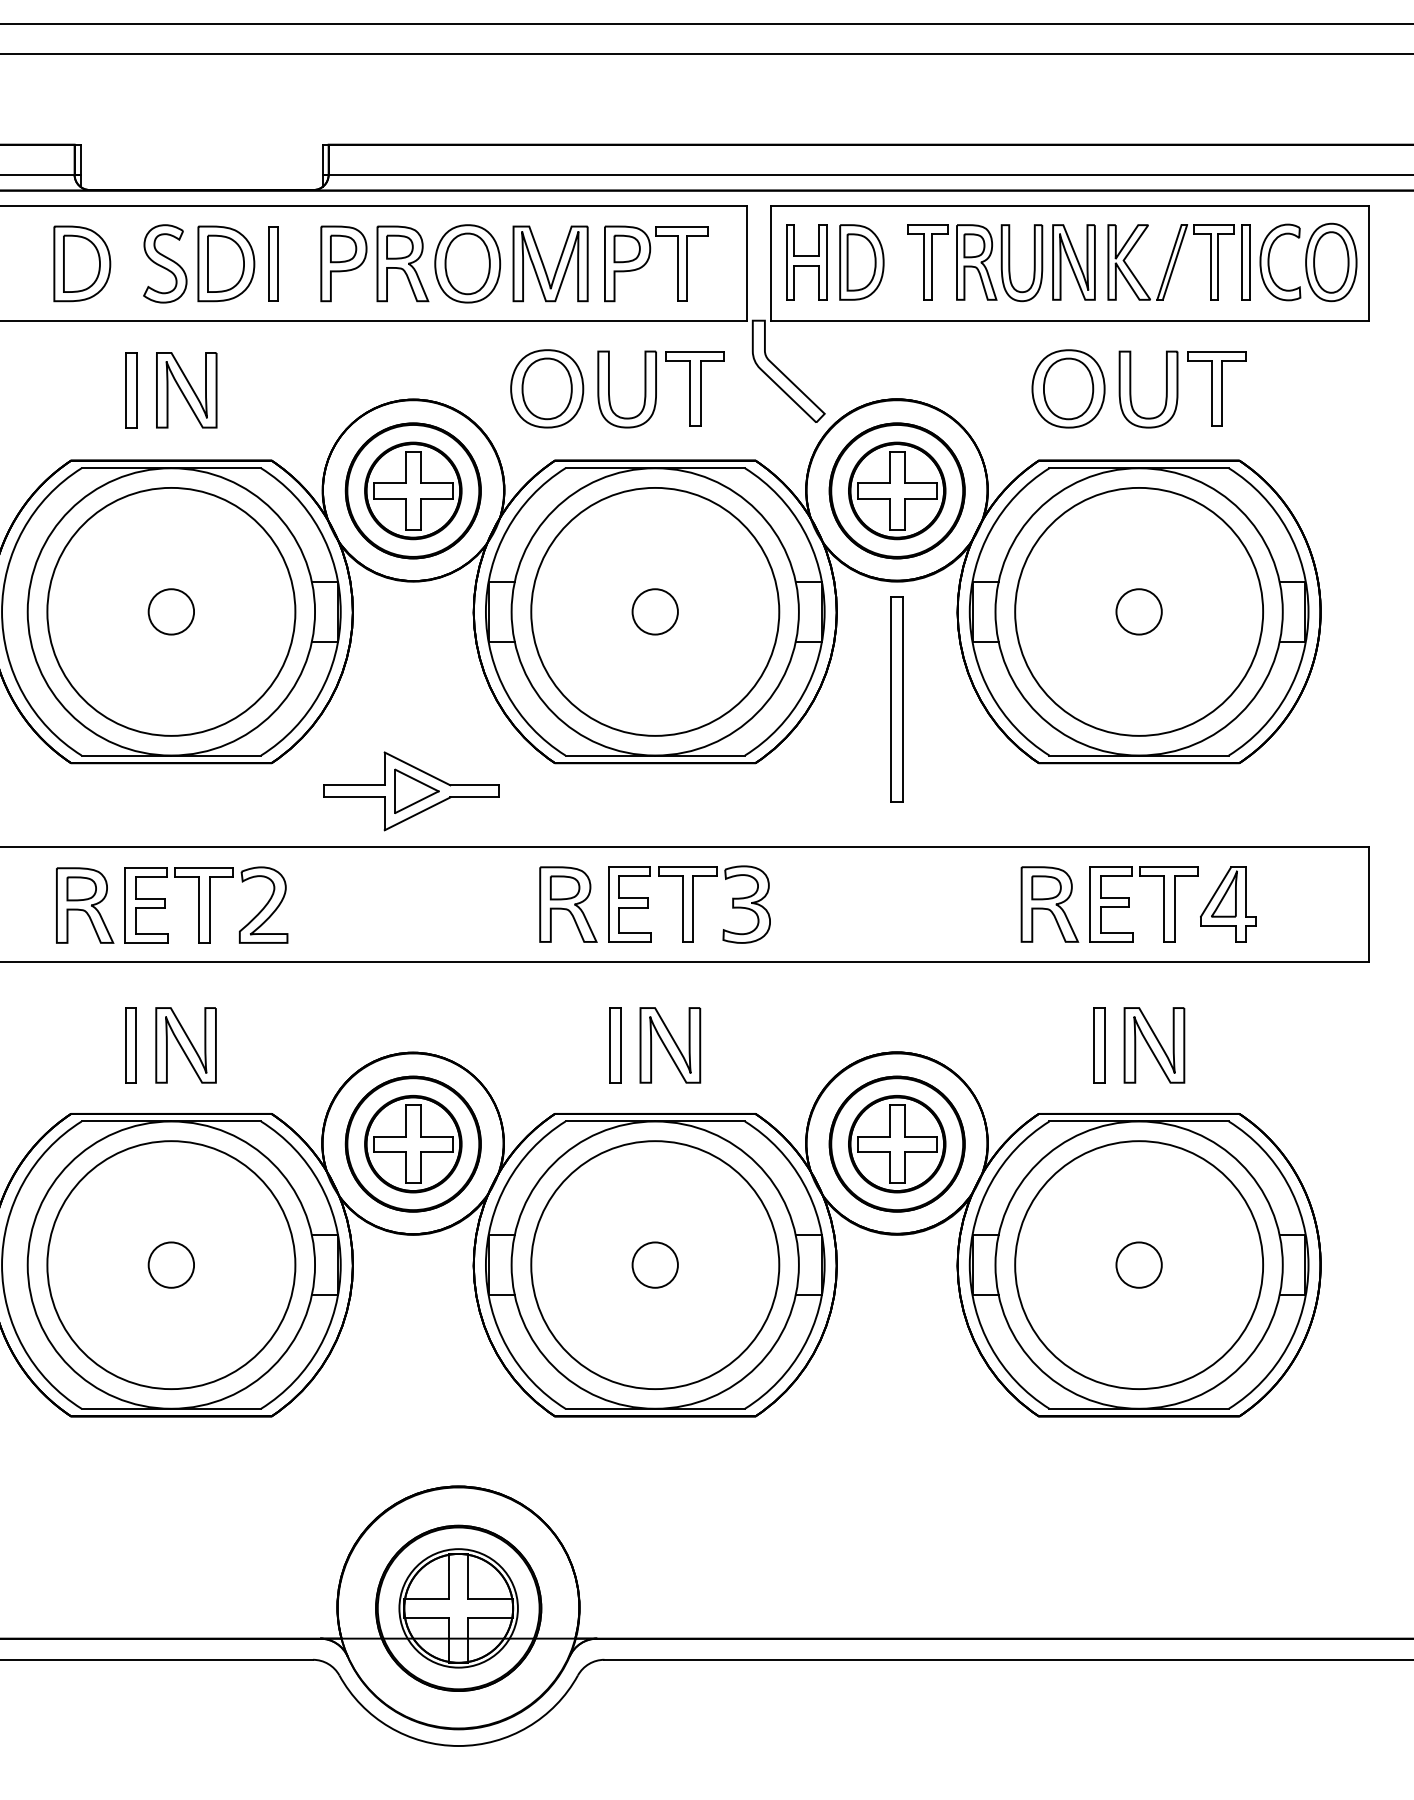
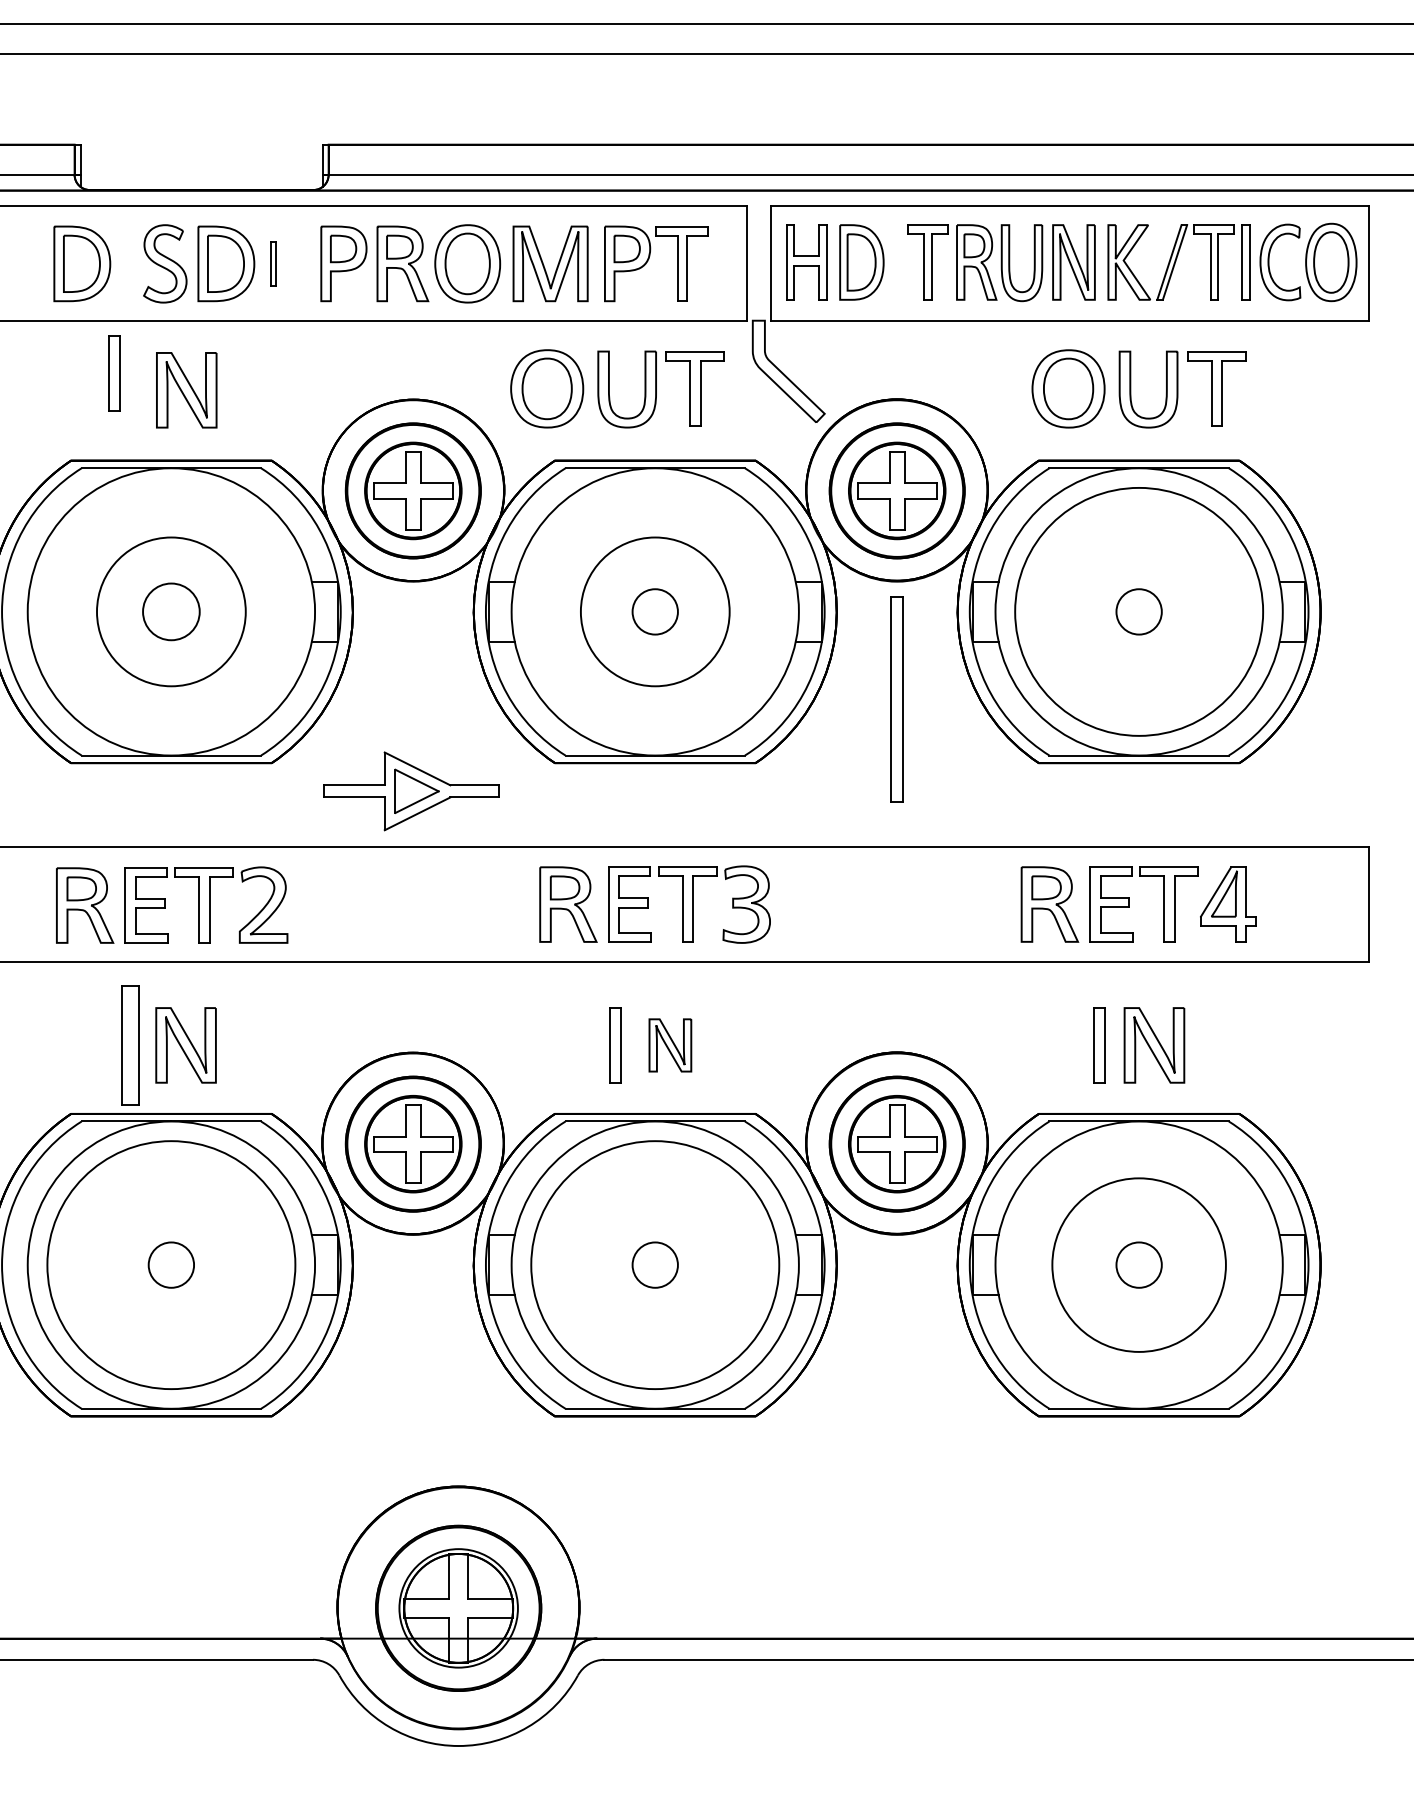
part size: 11x76 px -> 7x46 px (273, 263)
part position: (131, 390) -> (114, 373) (114, 373)
circle diameter: 248 px -> 149 px (171, 611)
circle diameter: 45 px -> 57 px (171, 611)
circle diameter: 248 px -> 149 px (654, 611)
part size: 12x77 px -> 19x121 px (130, 1045)
part size: 63x77 px -> 45x55 px (670, 1045)
circle diameter: 248 px -> 174 px (1138, 1264)
